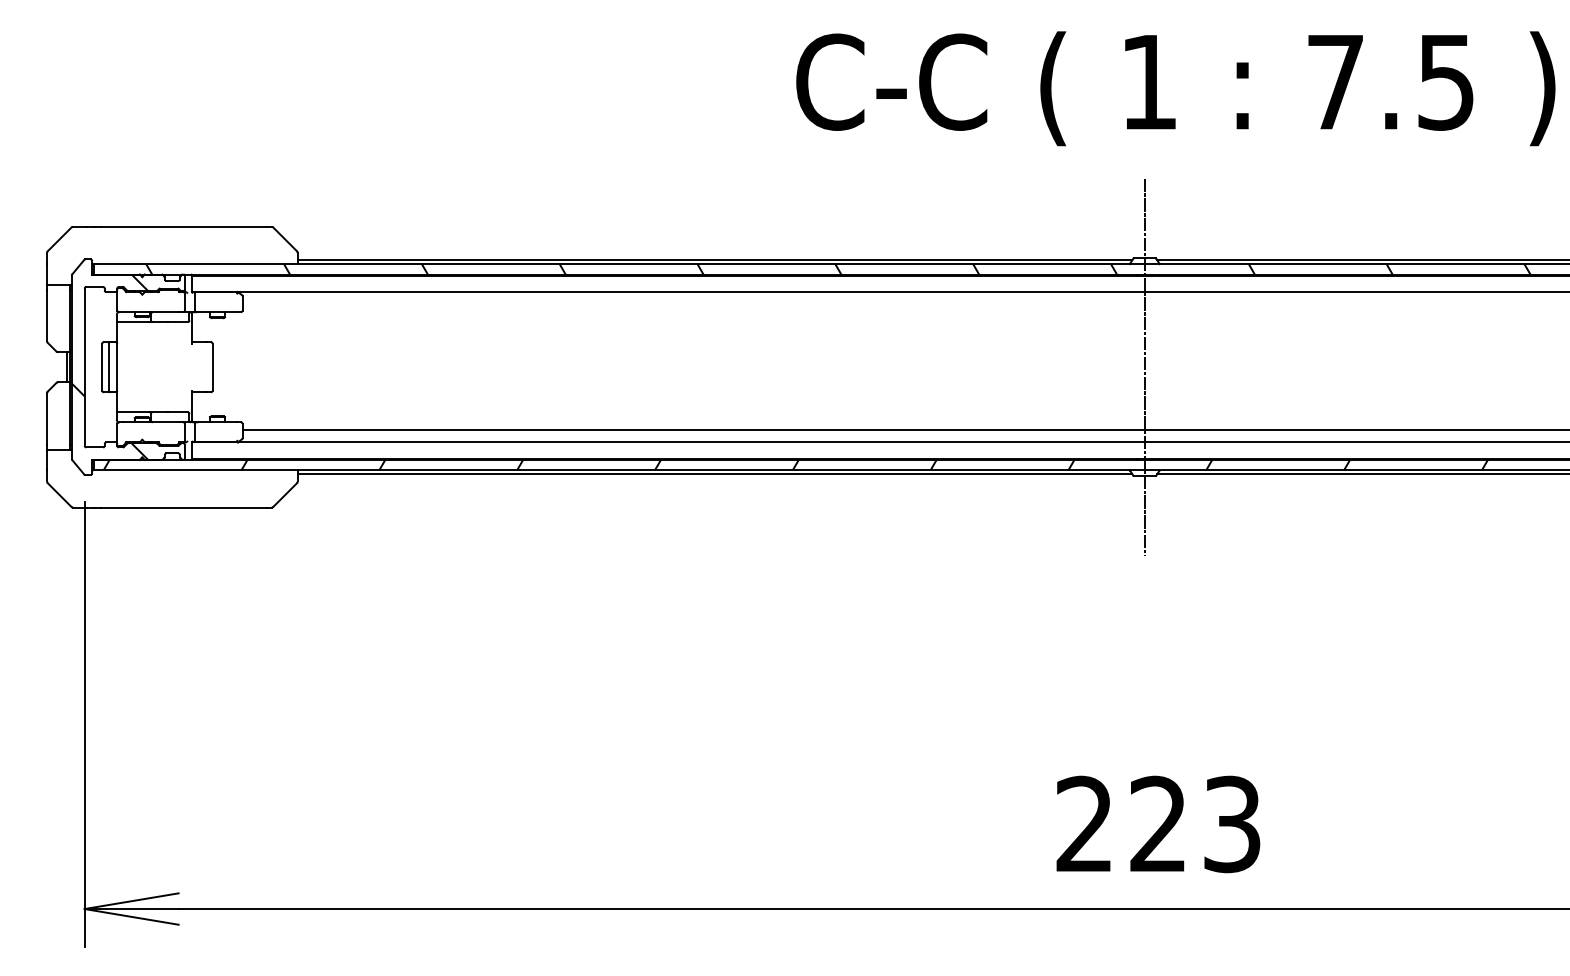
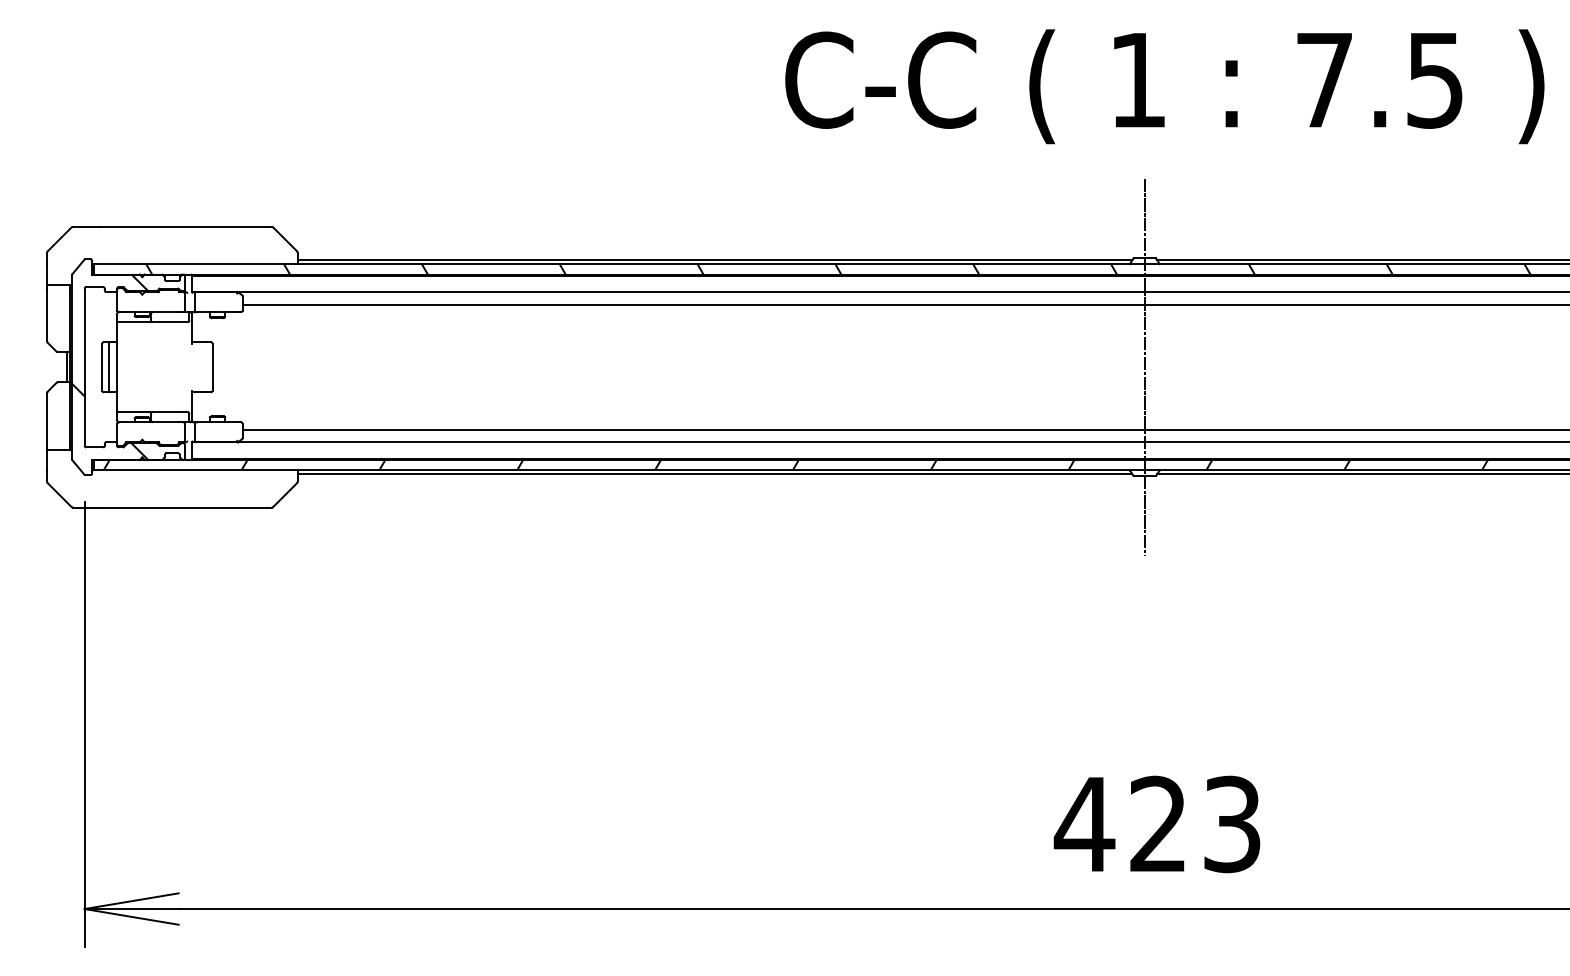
text position: (1175, 88) -> (1164, 86) (1164, 86)
line: none -> present (904, 304)
text: 223 -> 423 (1084, 823)
